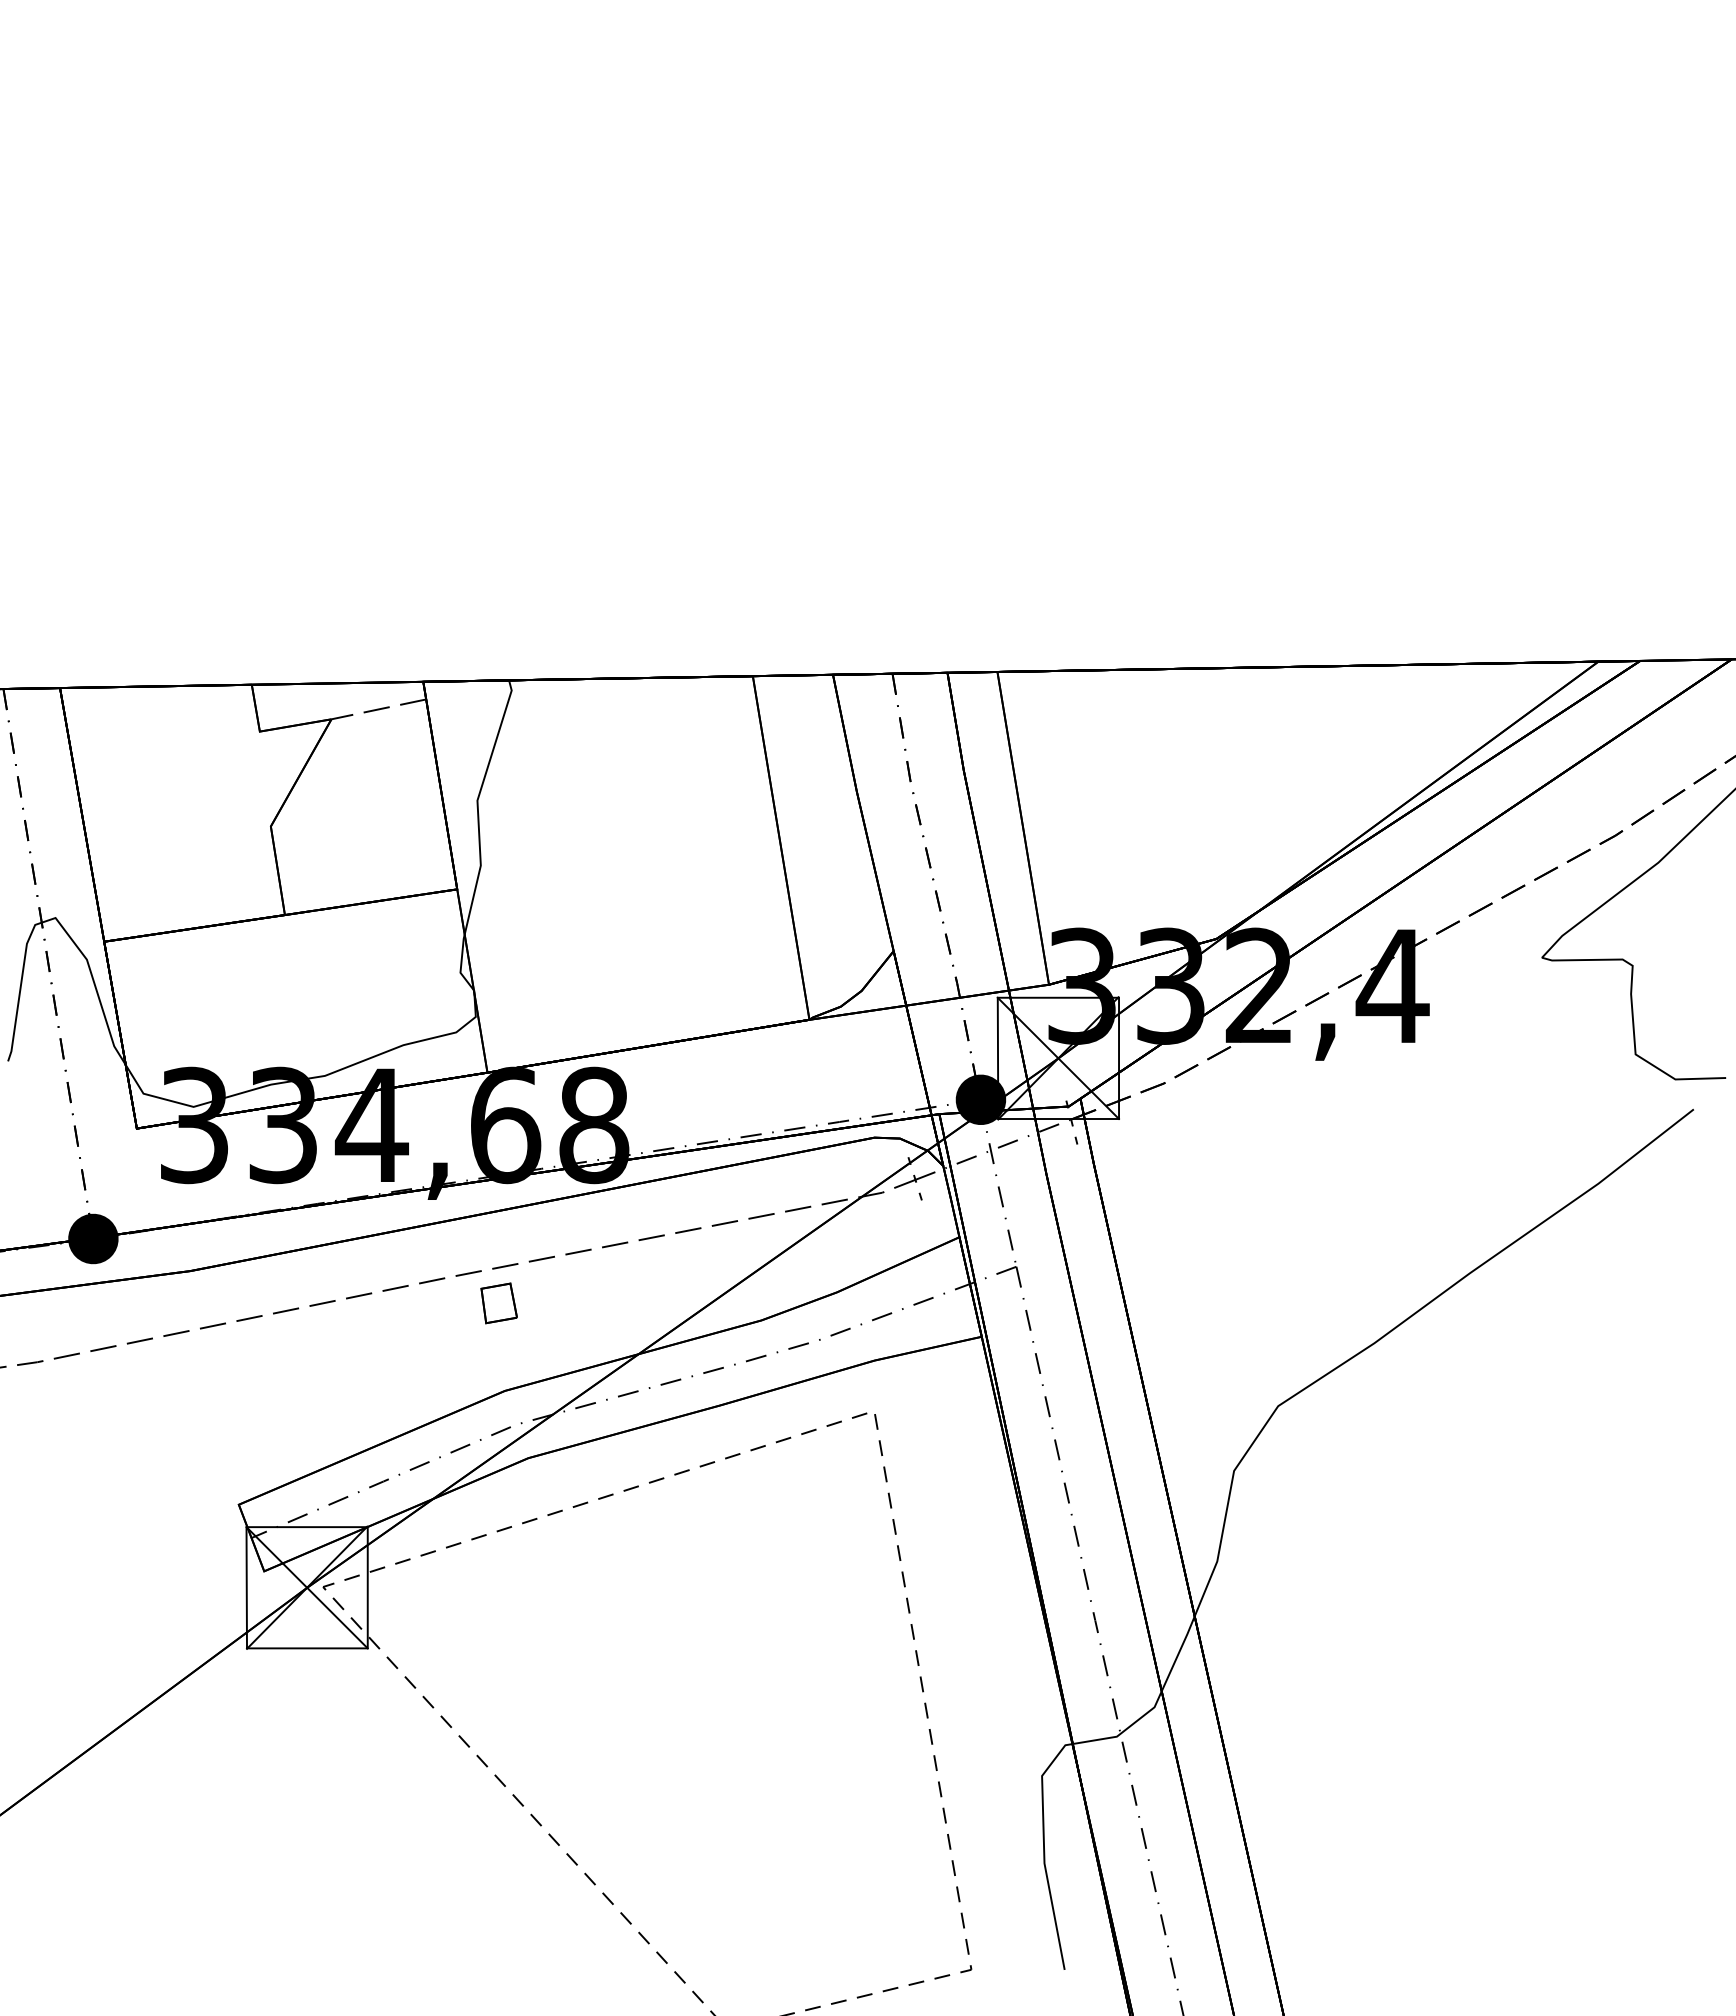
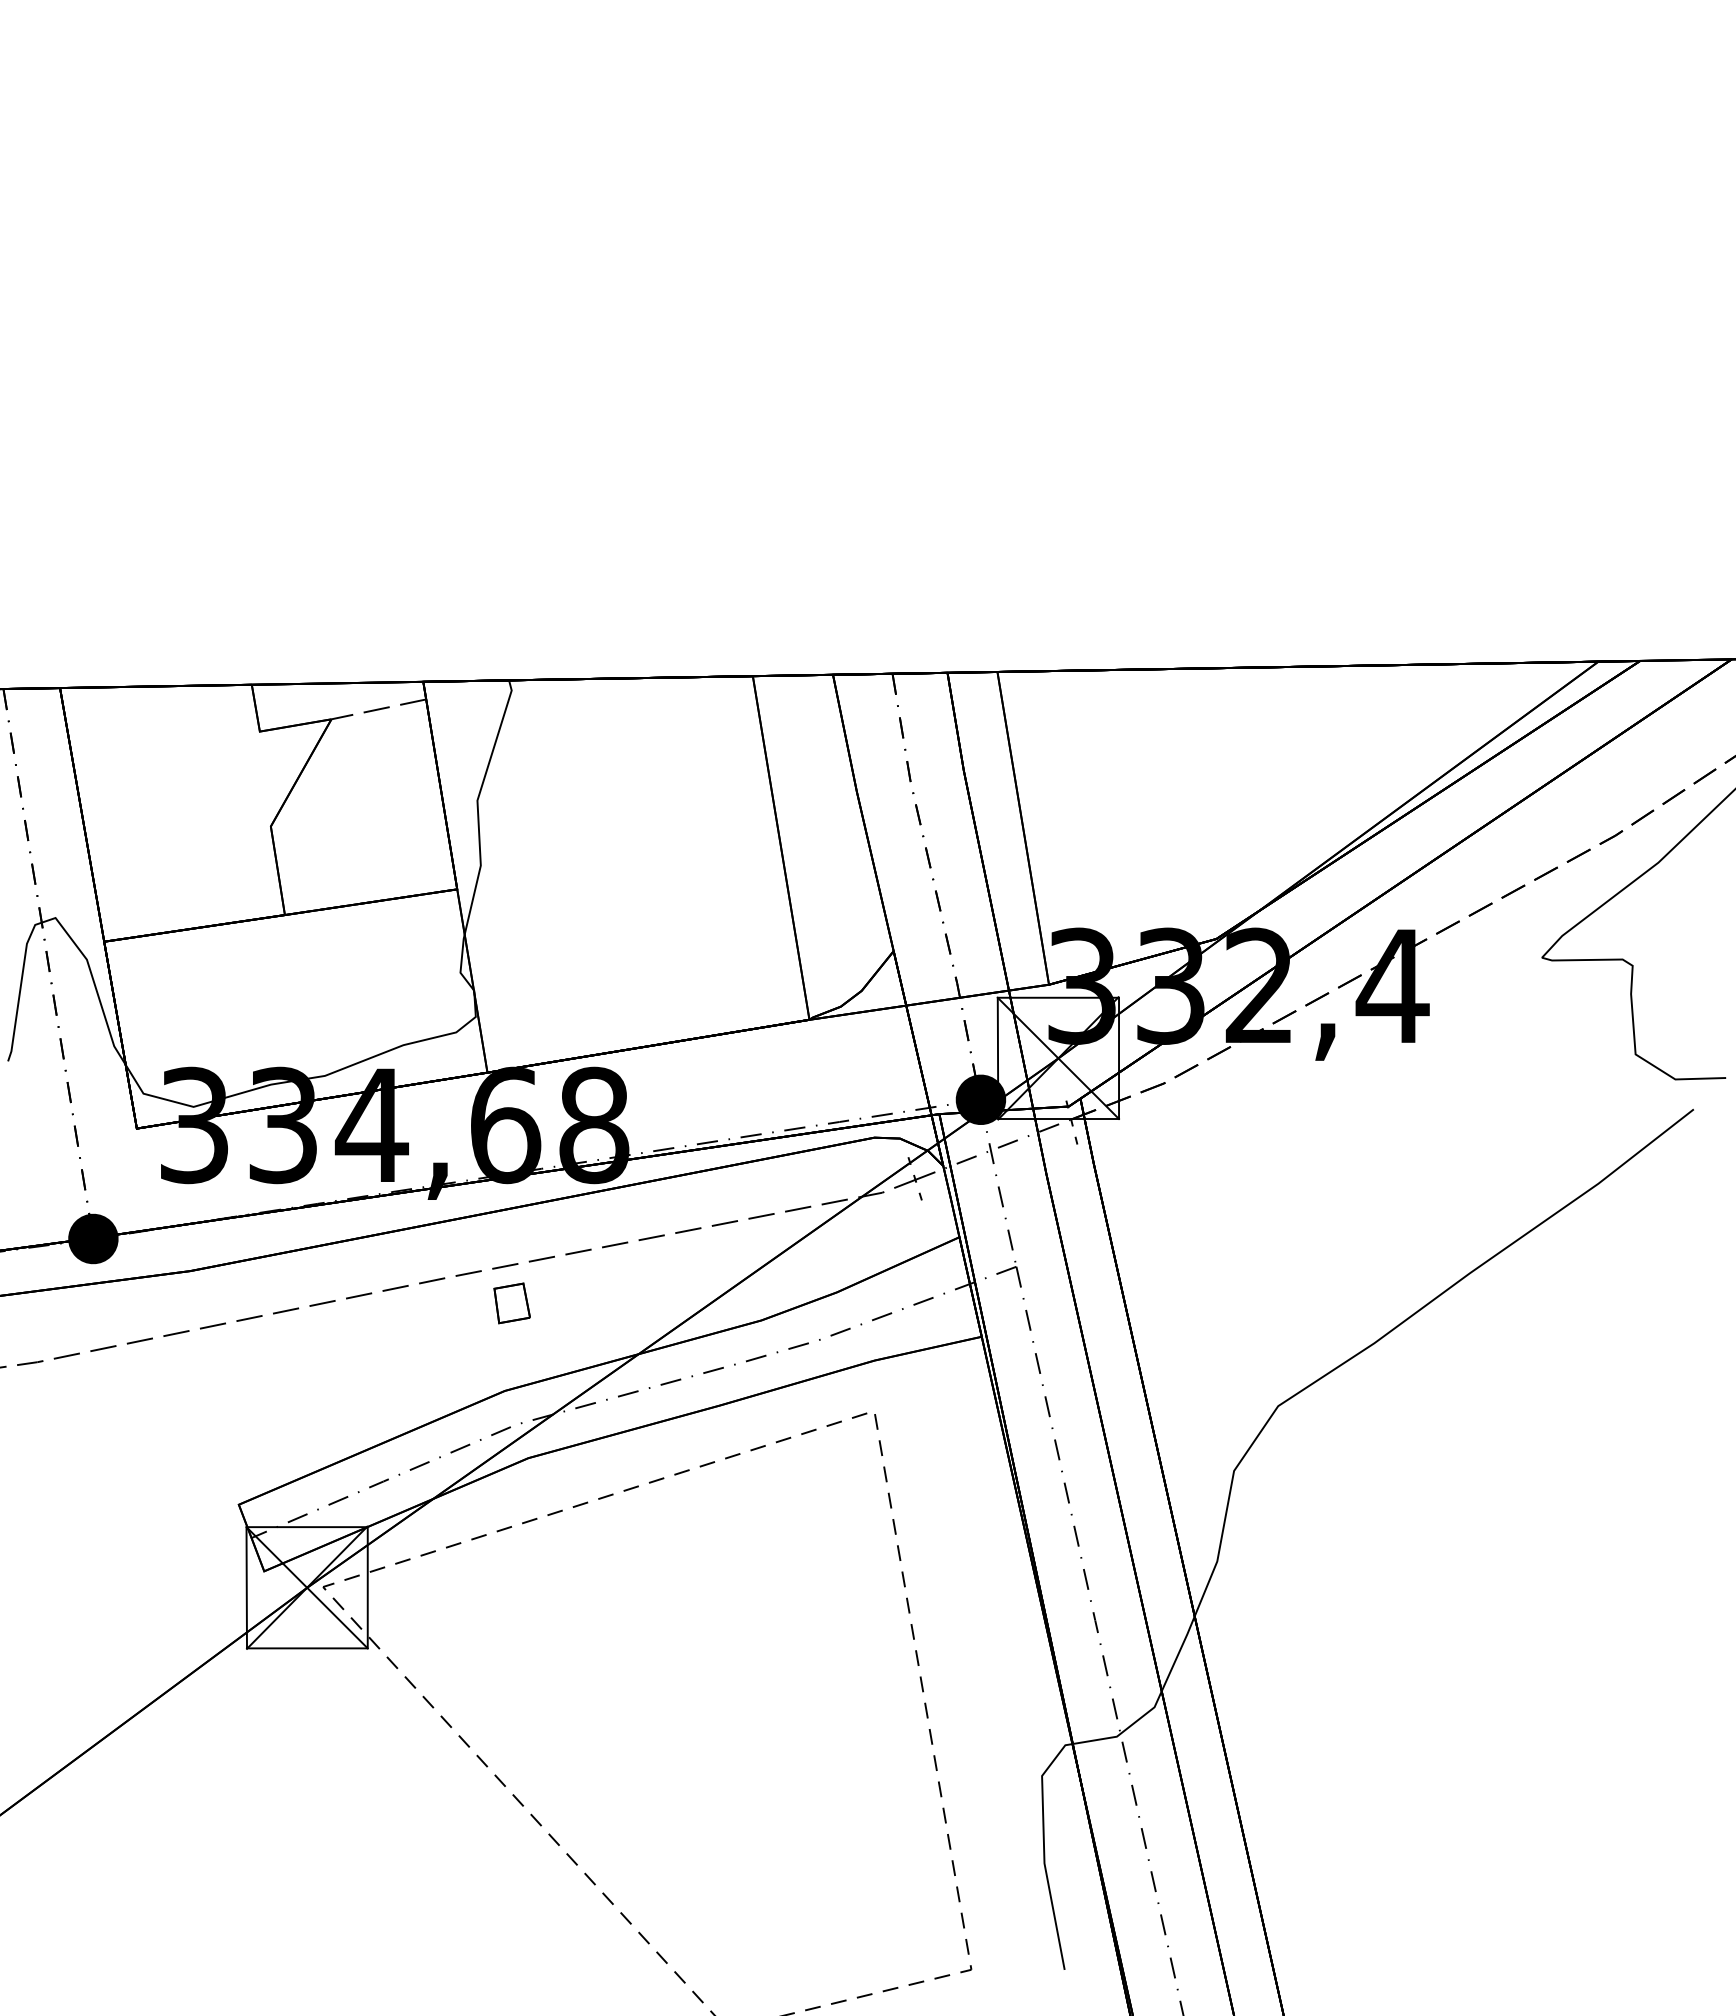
part position: (498, 1303) -> (511, 1303) (511, 1303)
